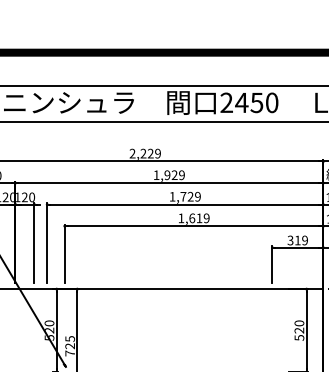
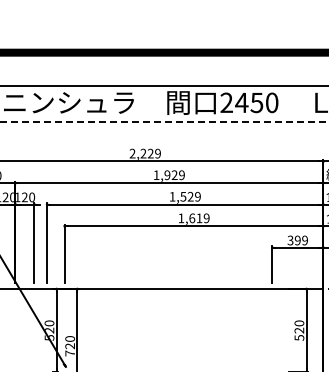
line: solid -> dashed (164, 122)
text: 1,729 -> 1,529 (183, 196)
text: 319 -> 399 (297, 240)
text: 725 -> 720 (69, 338)
